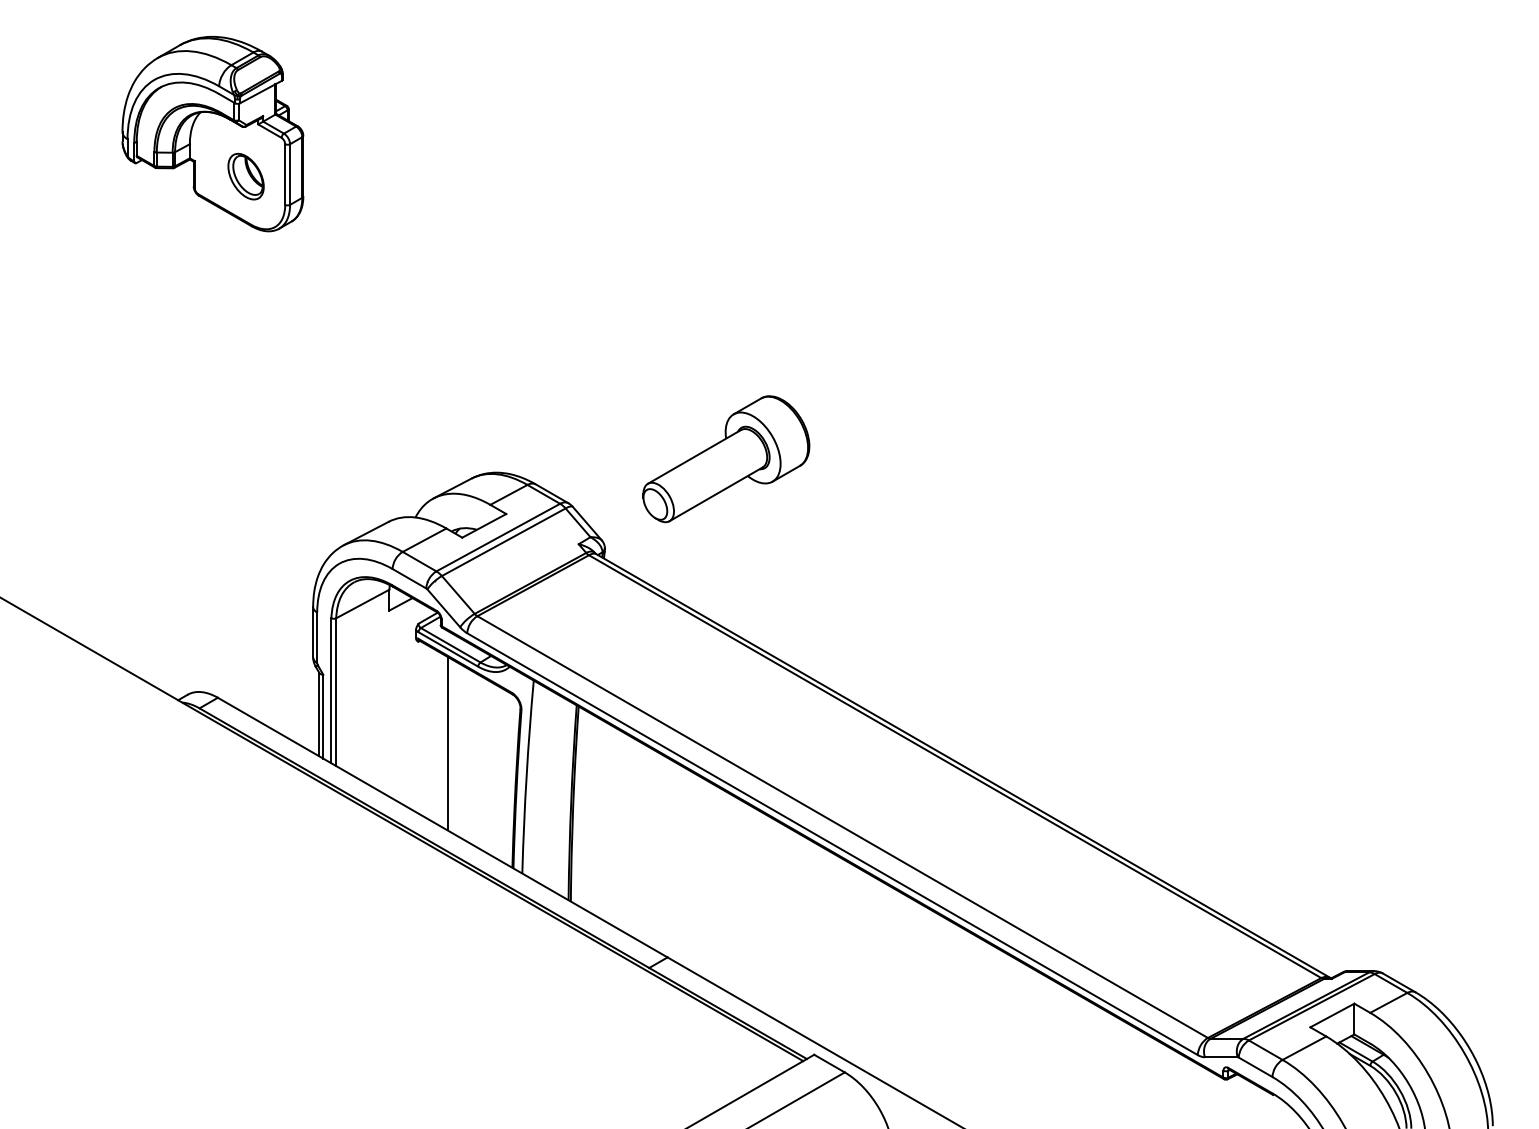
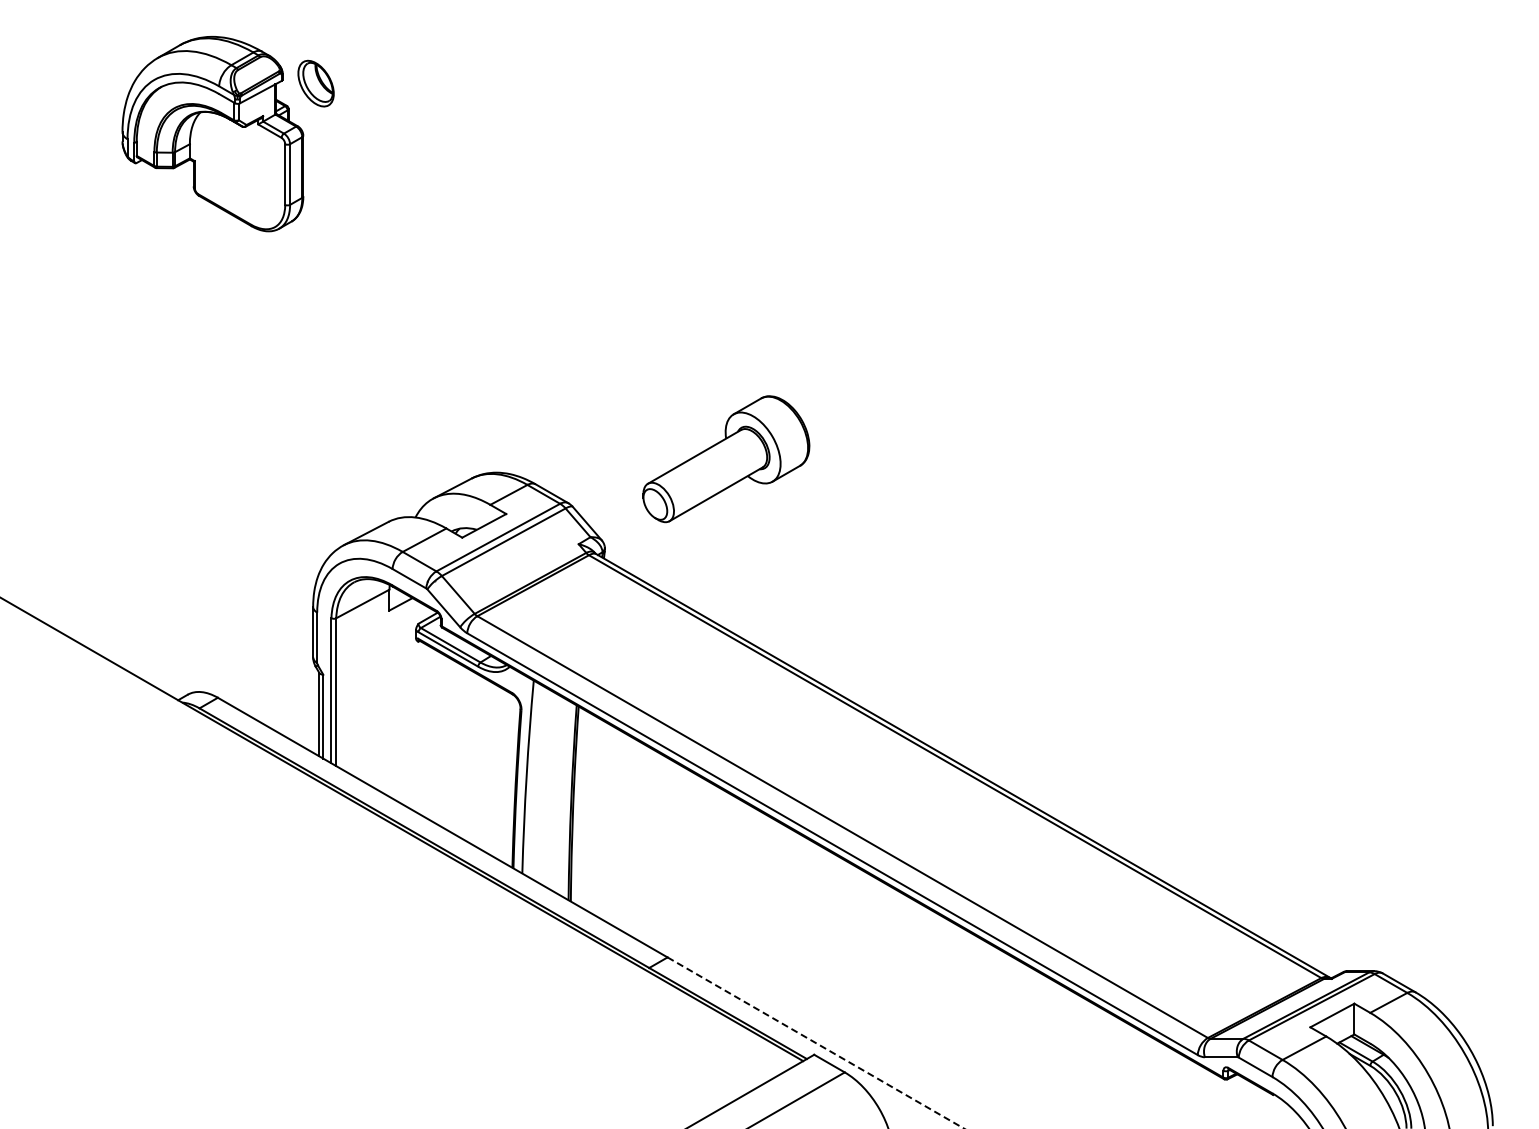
part position: (245, 176) -> (315, 83) (315, 83)
line: present -> none (447, 743)
line: solid -> dashed (816, 1043)
